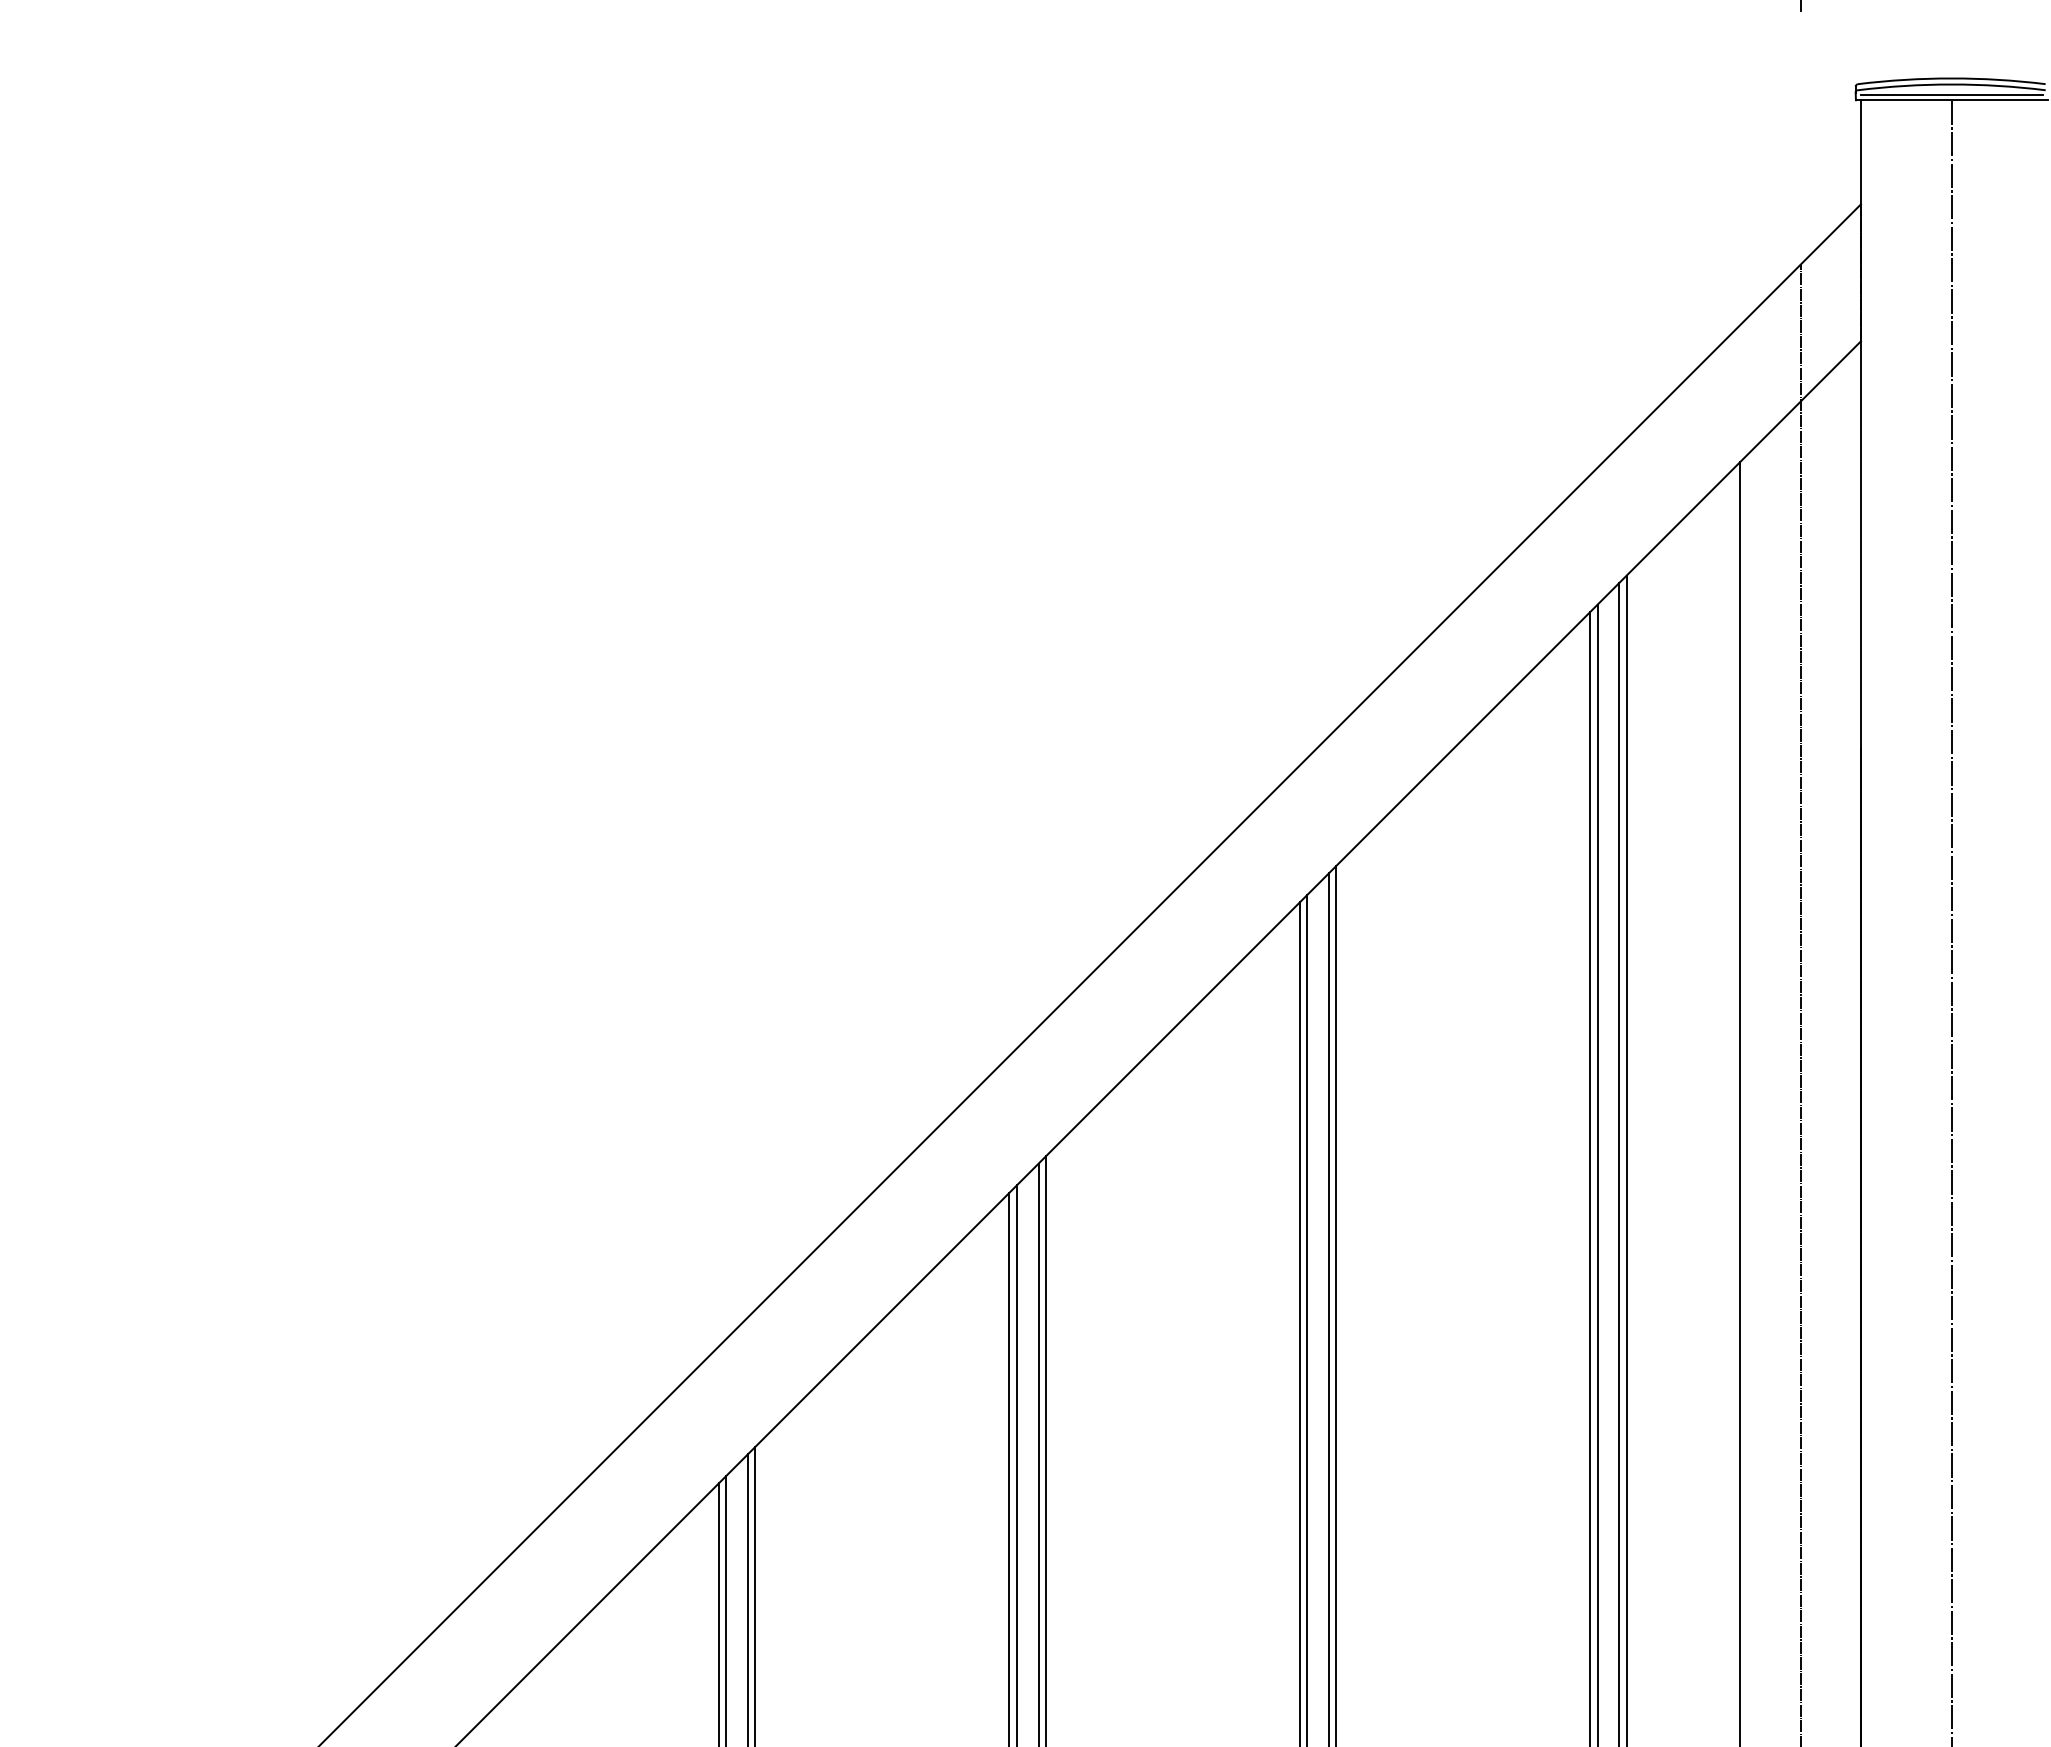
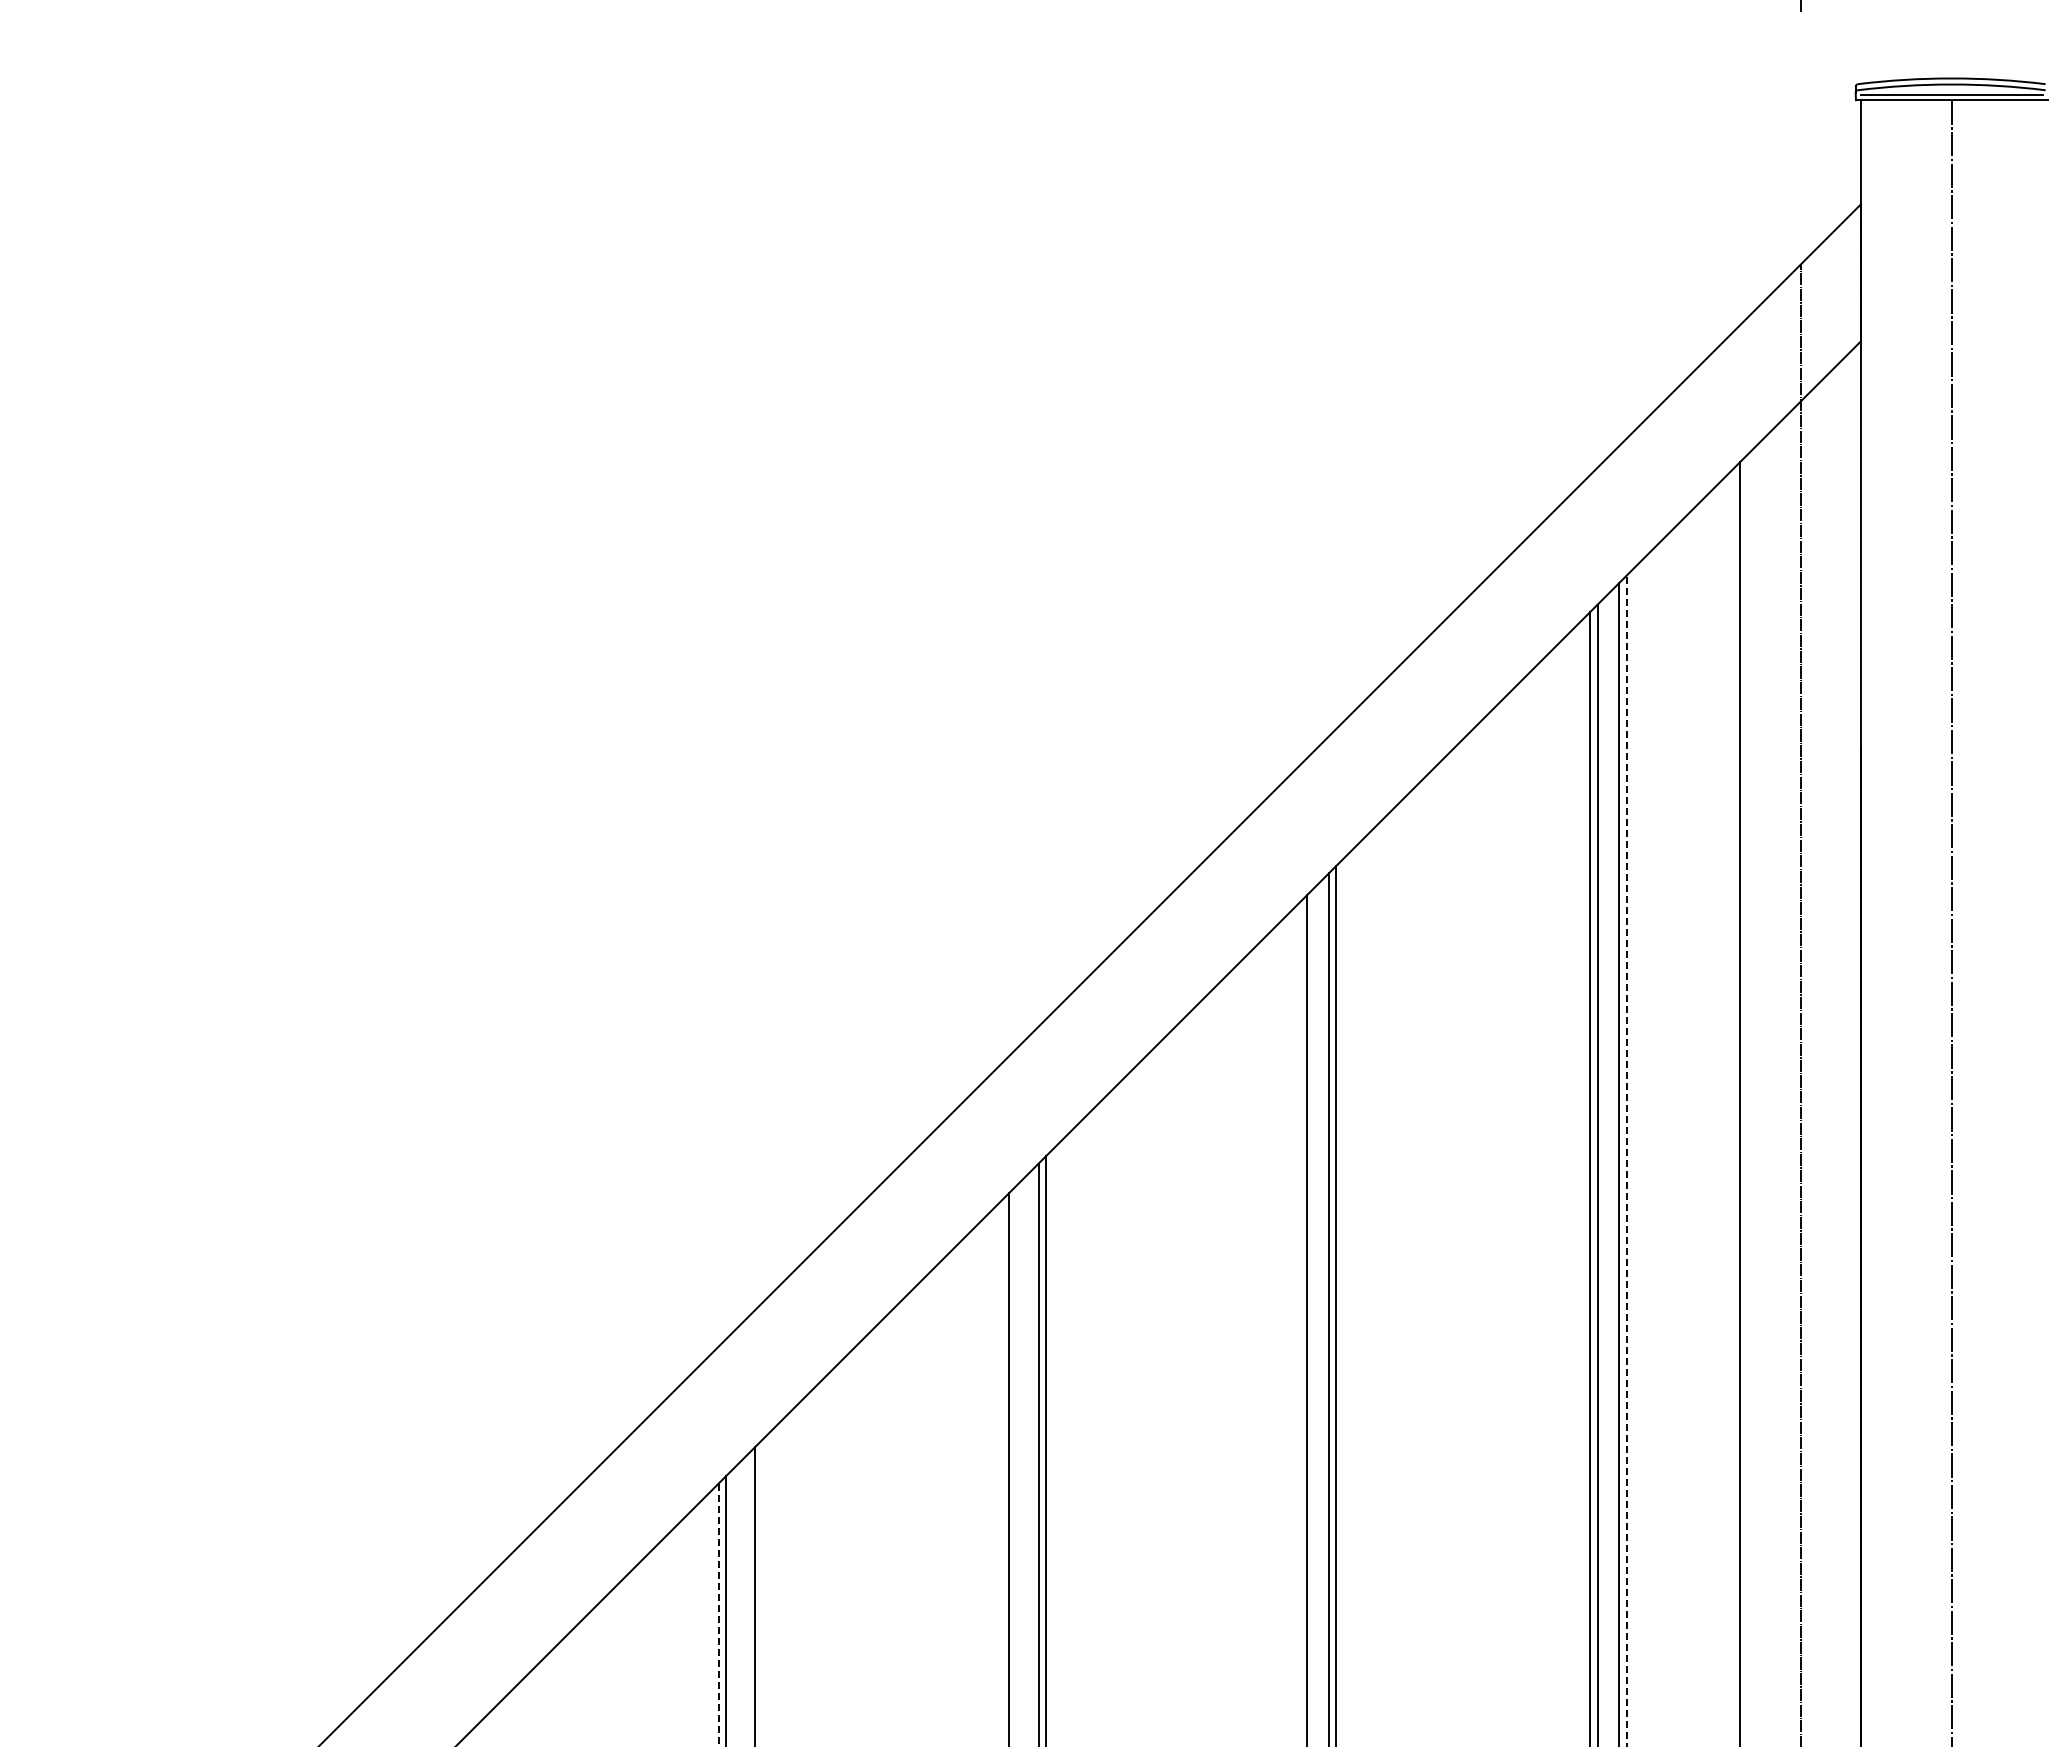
line: solid -> dashed (1626, 1160)
line: present -> none (1299, 1322)
line: present -> none (1016, 1464)
line: present -> none (748, 1598)
line: solid -> dashed (719, 1614)
